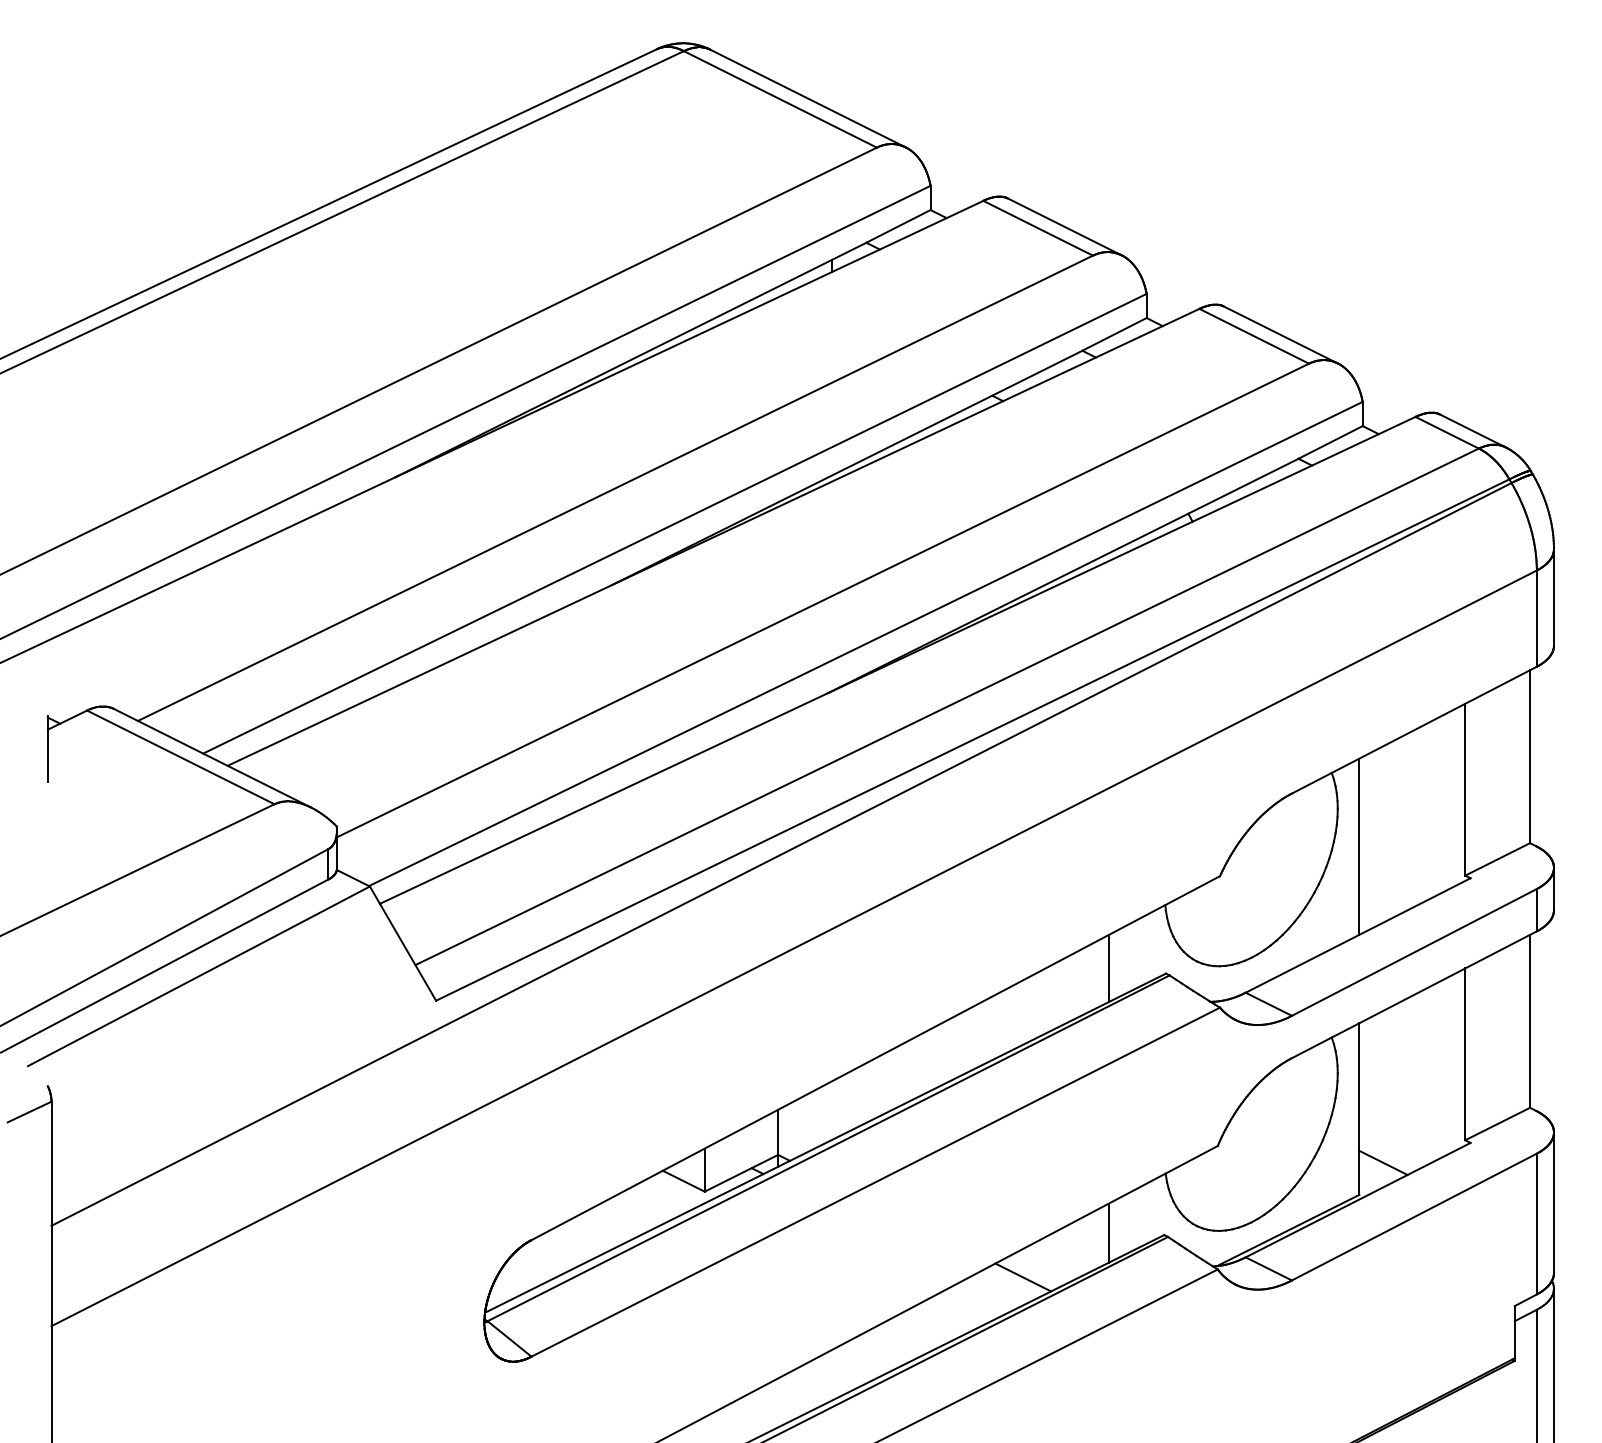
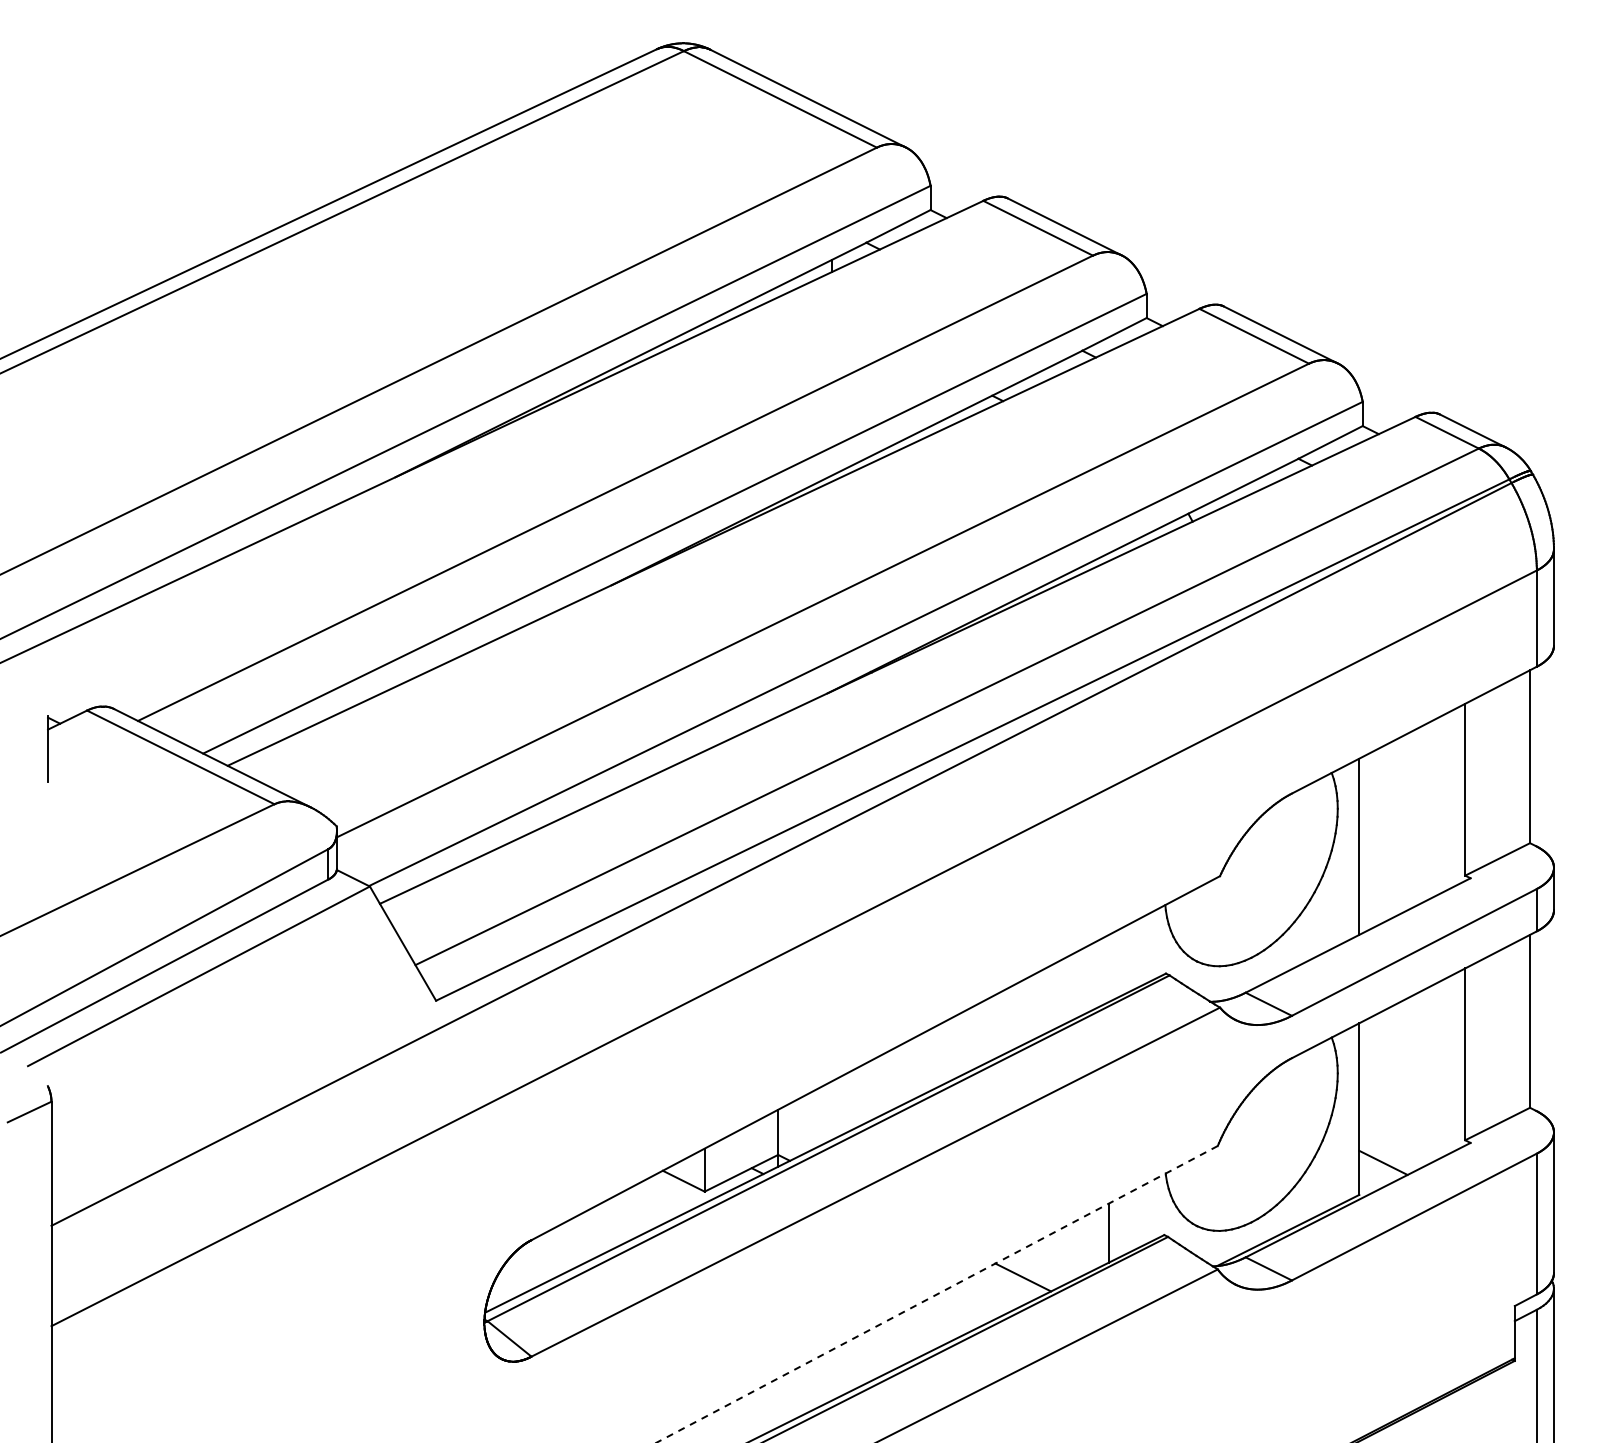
line: present -> none (1108, 968)
line: solid -> dashed (936, 1294)
